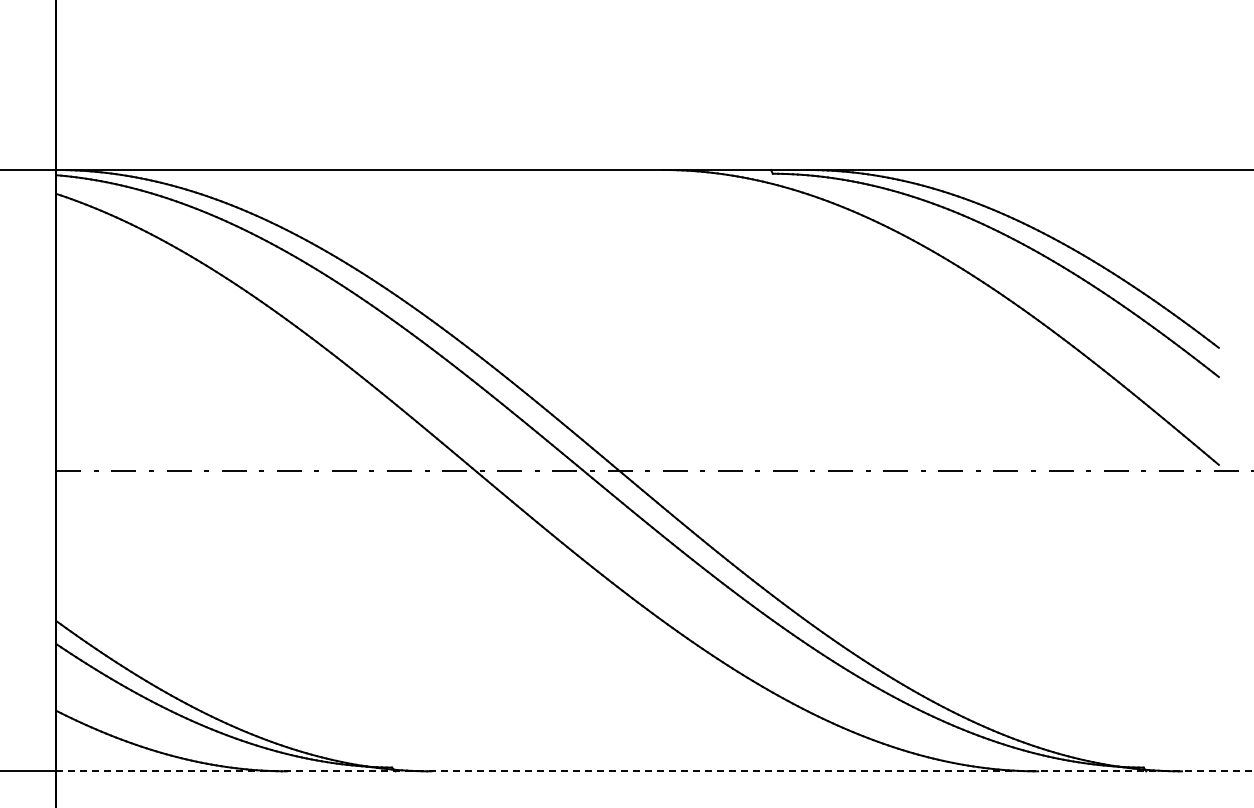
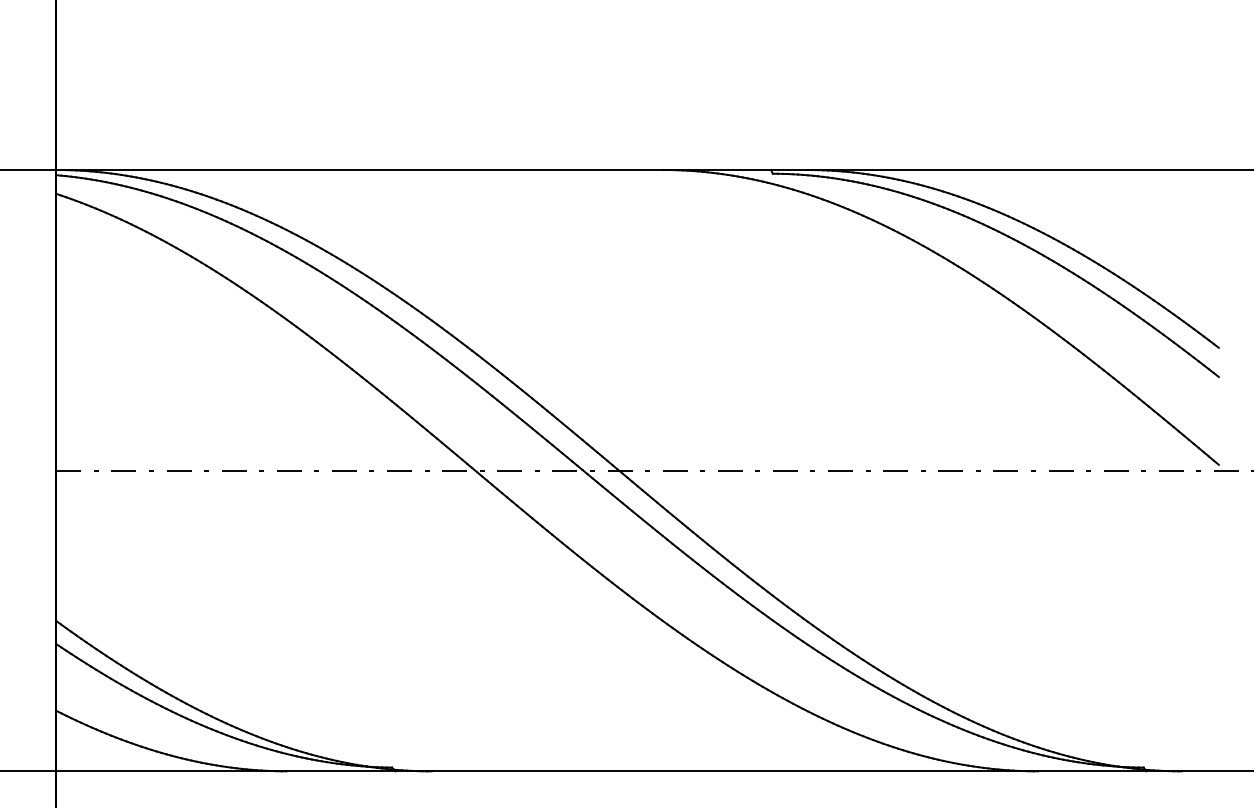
line: dashed -> solid (655, 771)
